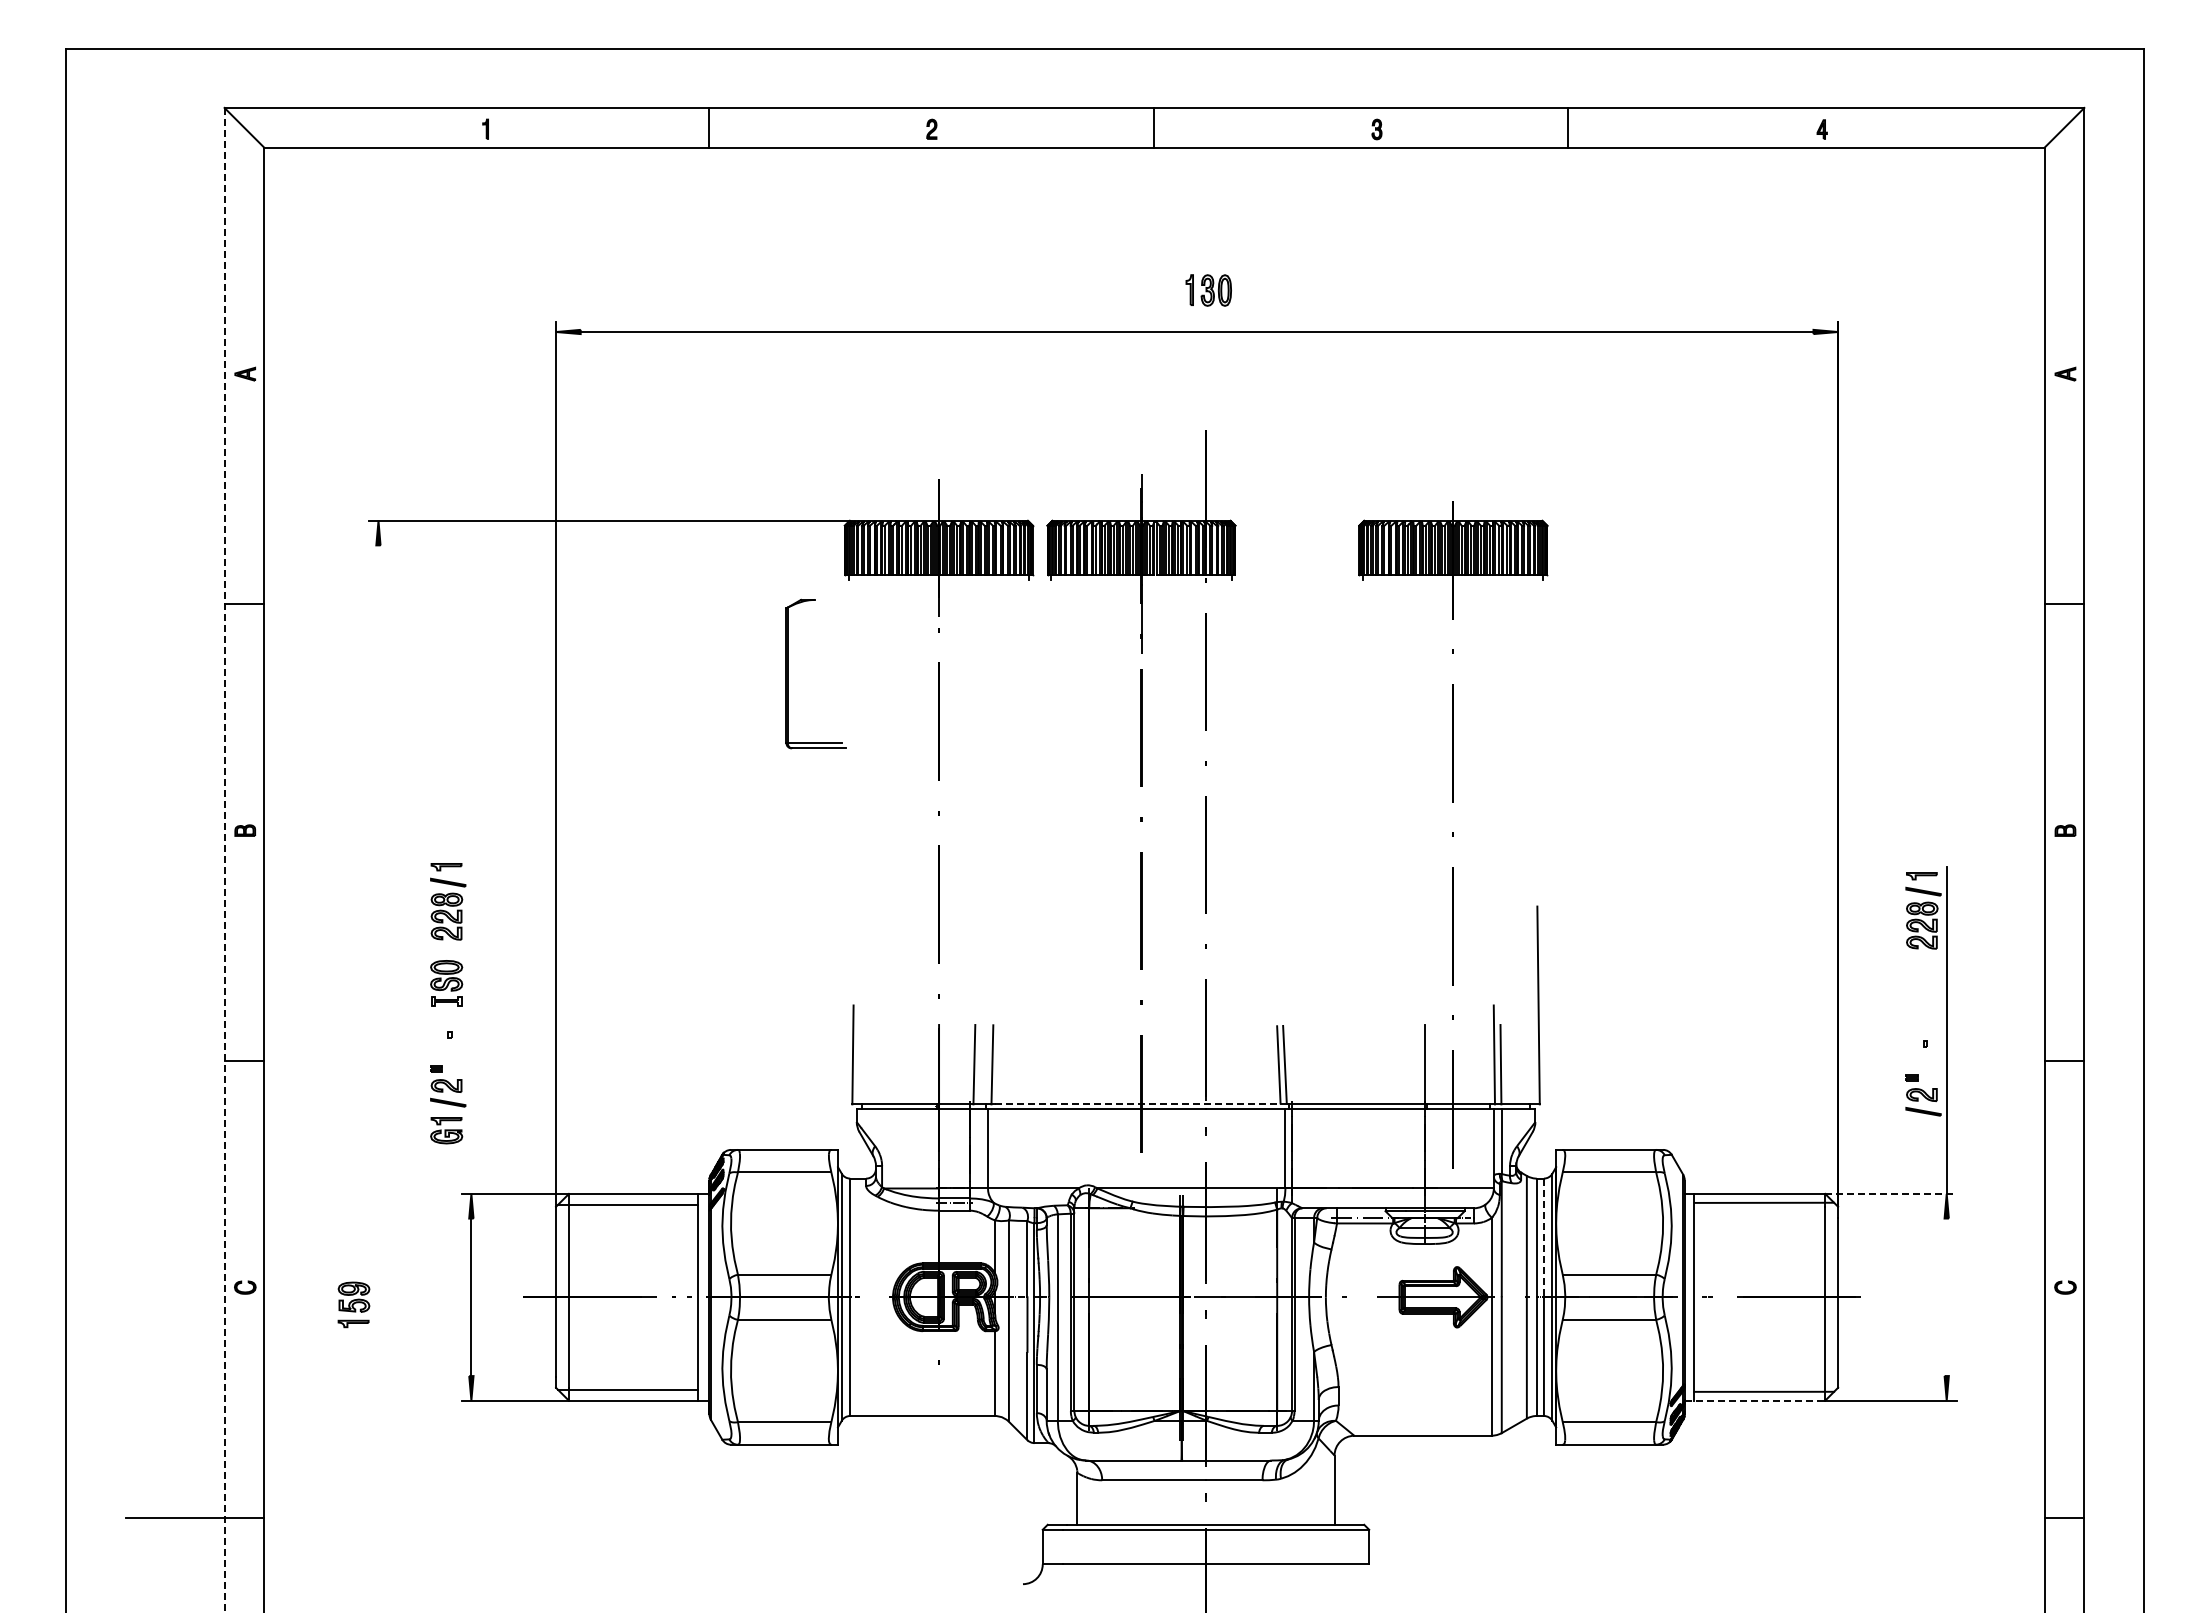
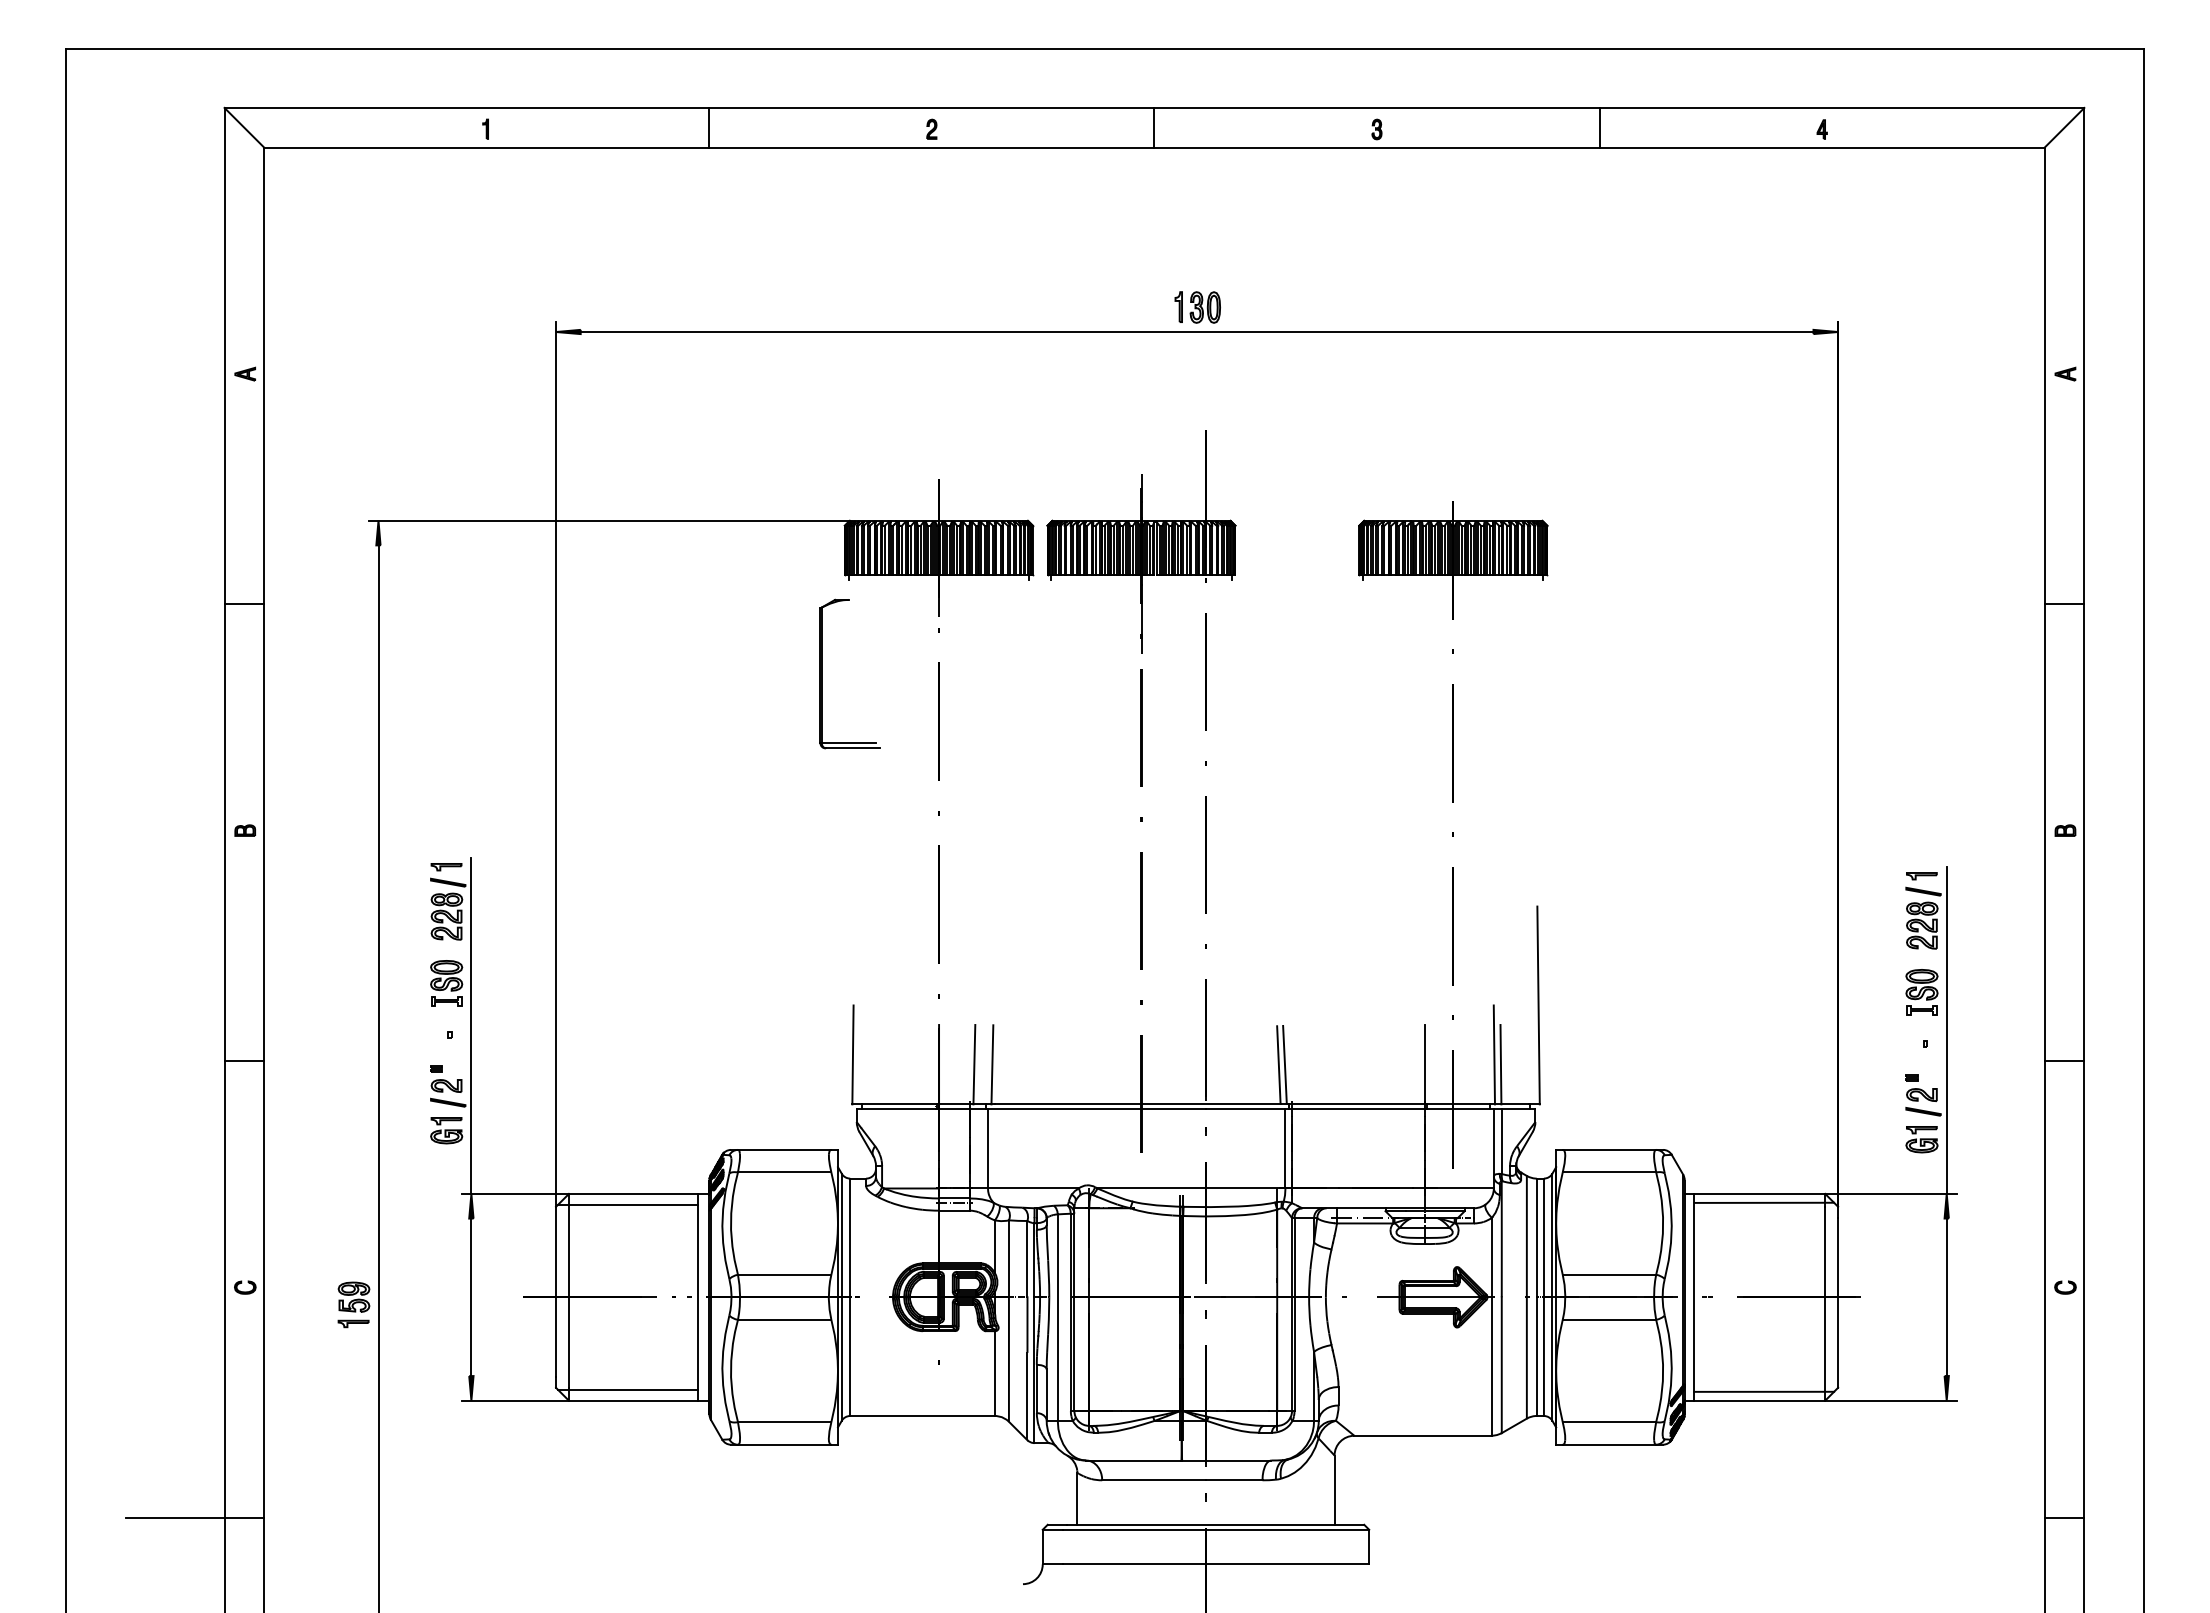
line position: (1567, 127) -> (1599, 127) (1599, 127)
part position: (1208, 290) -> (1197, 307) (1197, 307)
part position: (788, 673) -> (822, 673) (822, 673)
line: dashed -> solid (224, 860)
part: none -> present (1921, 992)
line: none -> present (471, 1025)
line: none -> present (378, 1077)
line: dashed -> solid (1137, 1104)
part: none -> present (1921, 1139)
line: dashed -> solid (1890, 1193)
line: dashed -> solid (1543, 1238)
line: none -> present (1946, 1297)
line: dashed -> solid (1755, 1400)
